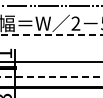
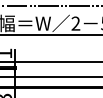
line: dashed -> solid (51, 35)
line: dashed -> solid (51, 76)
